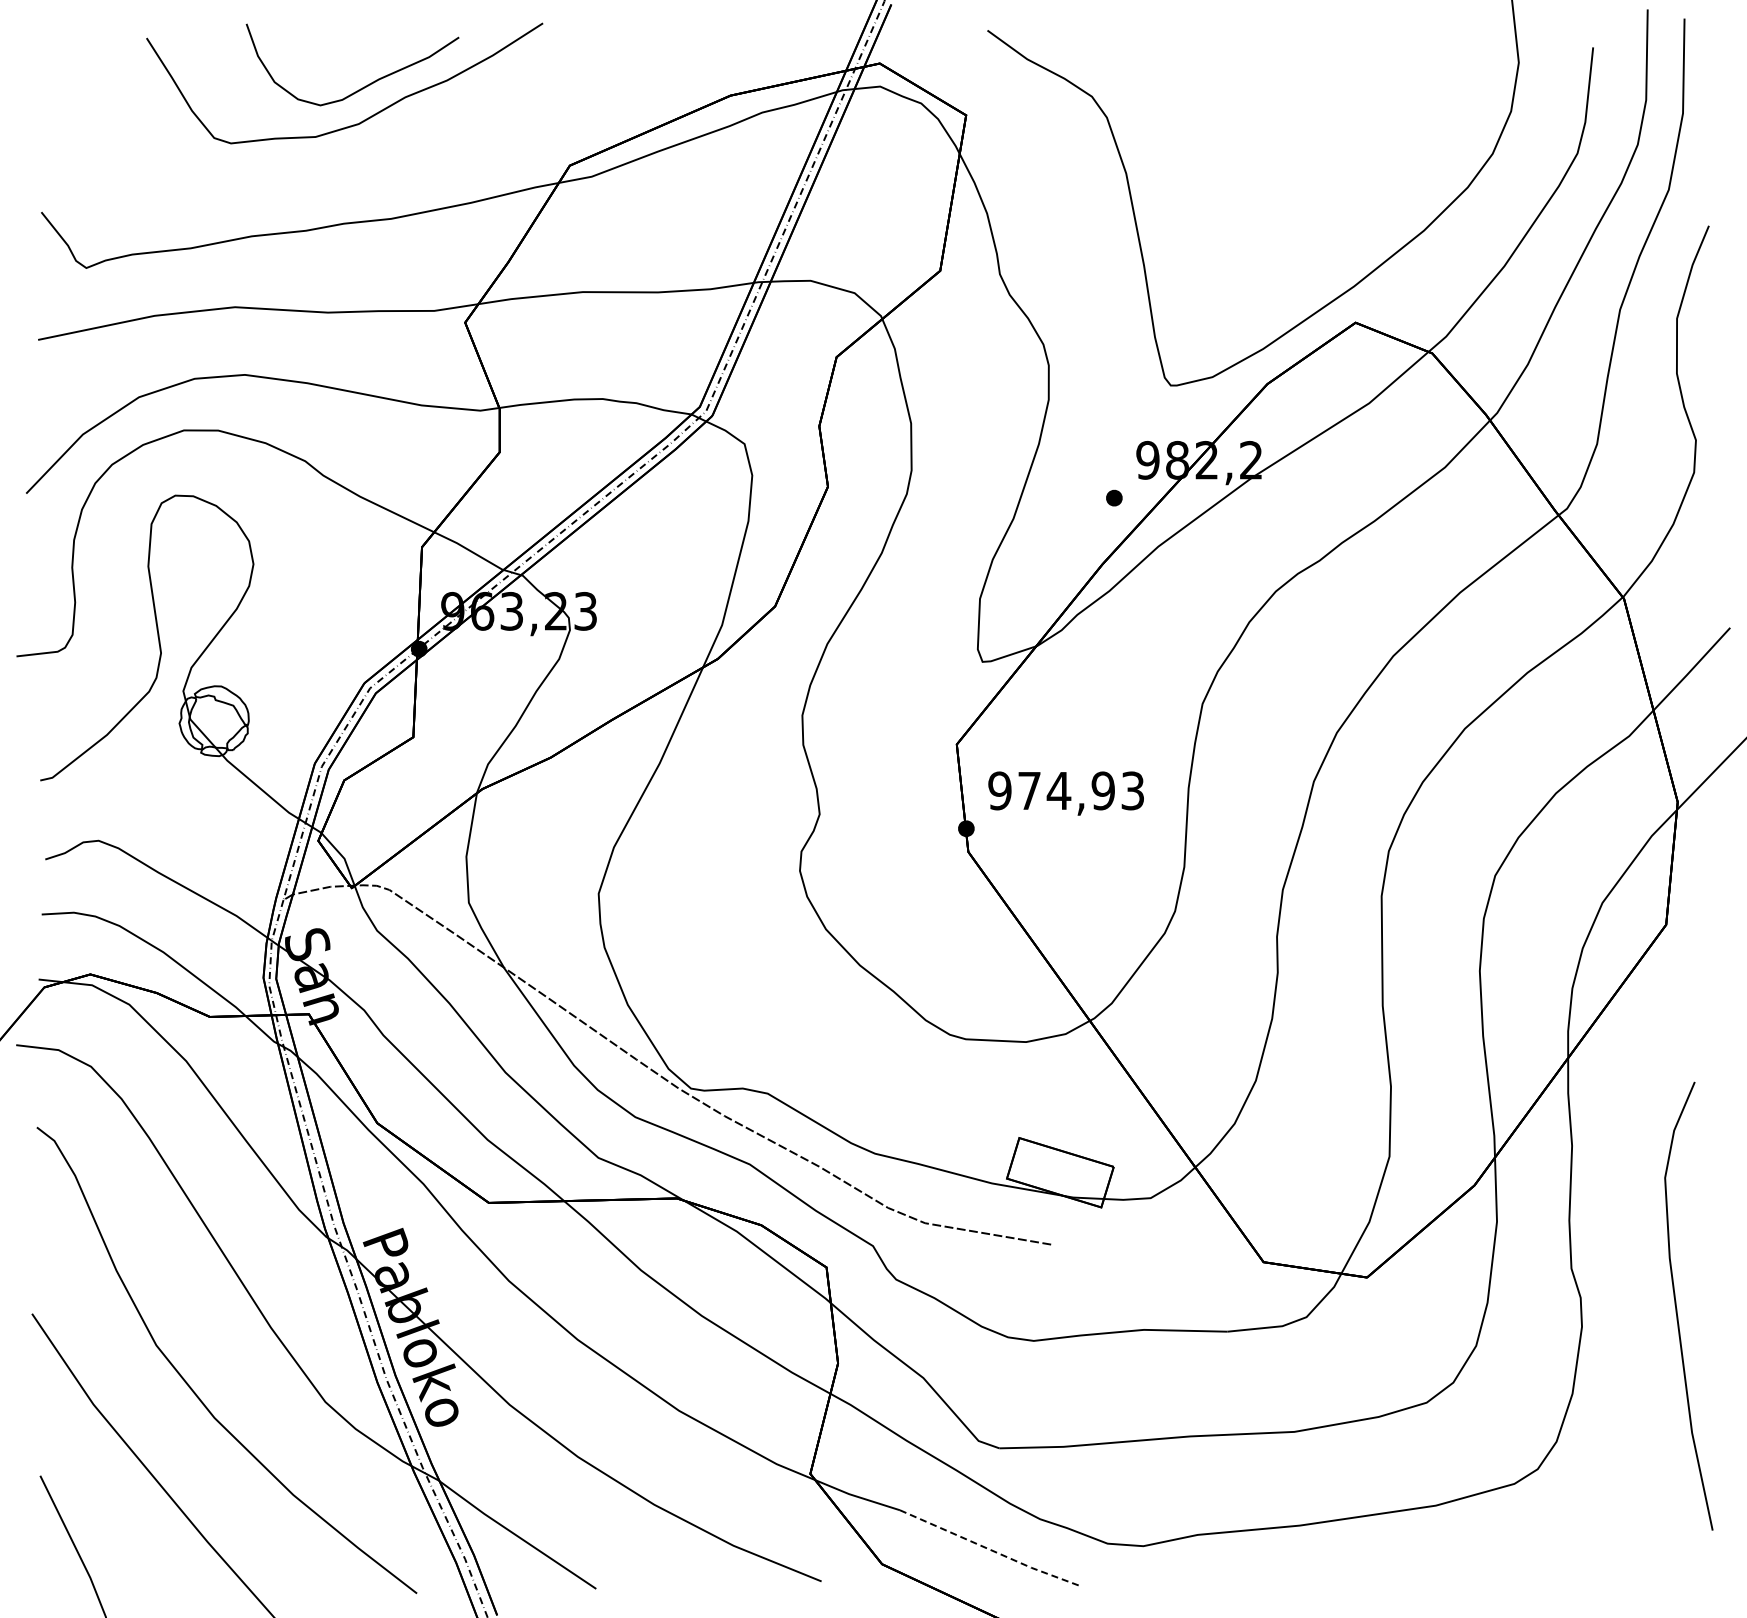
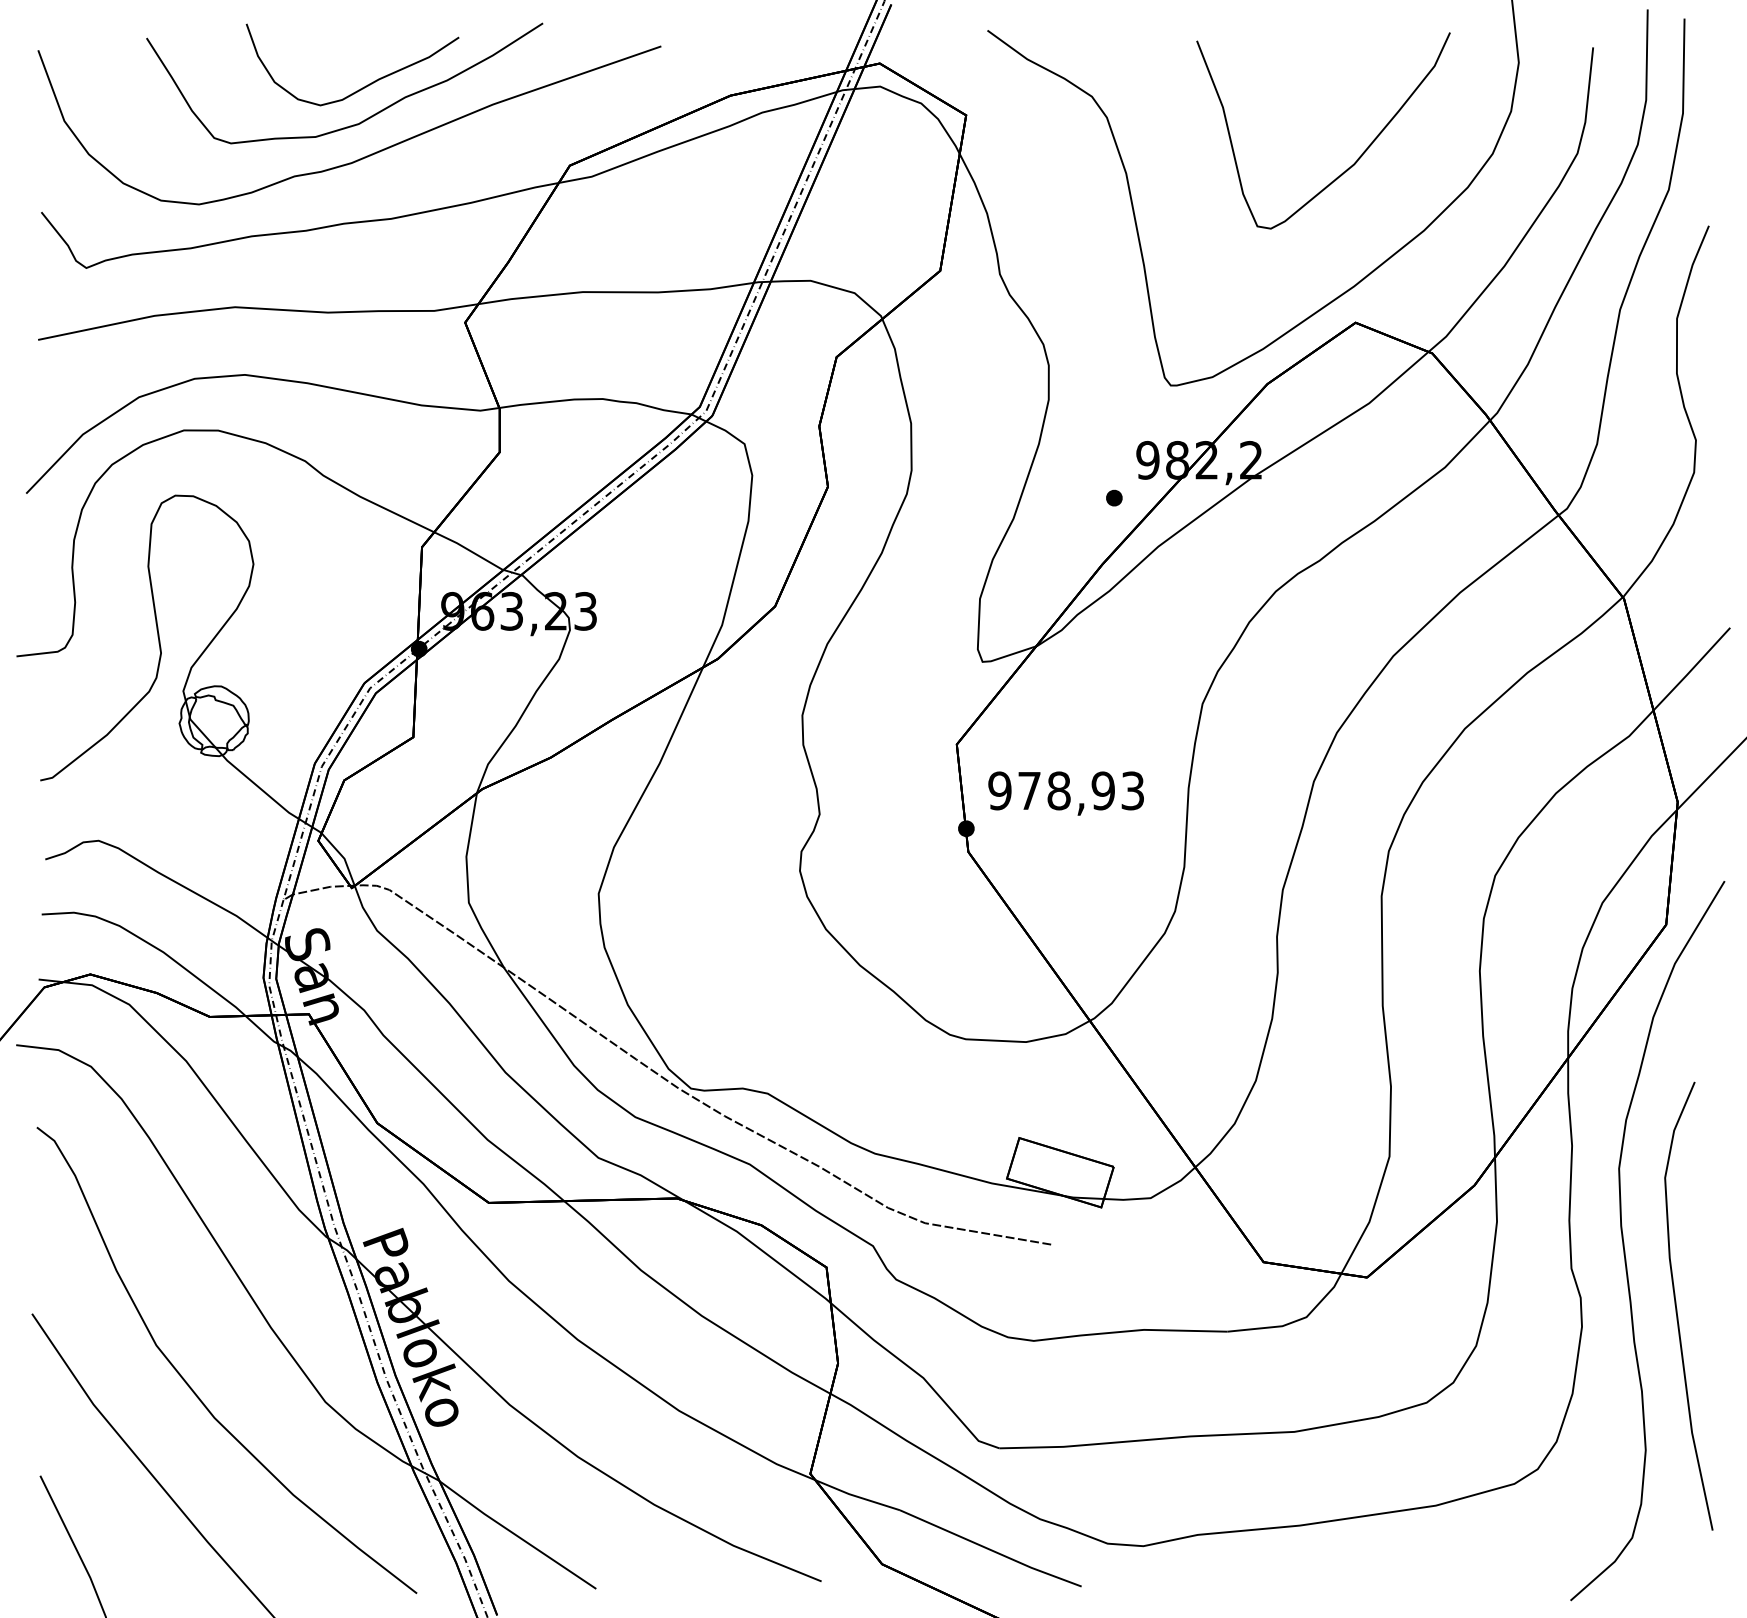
curve: none -> present (364, 156)
curve: none -> present (1357, 158)
text: 974,93 -> 978,93 (1058, 790)
curve: none -> present (1624, 1242)
line: dashed -> solid (991, 1550)
